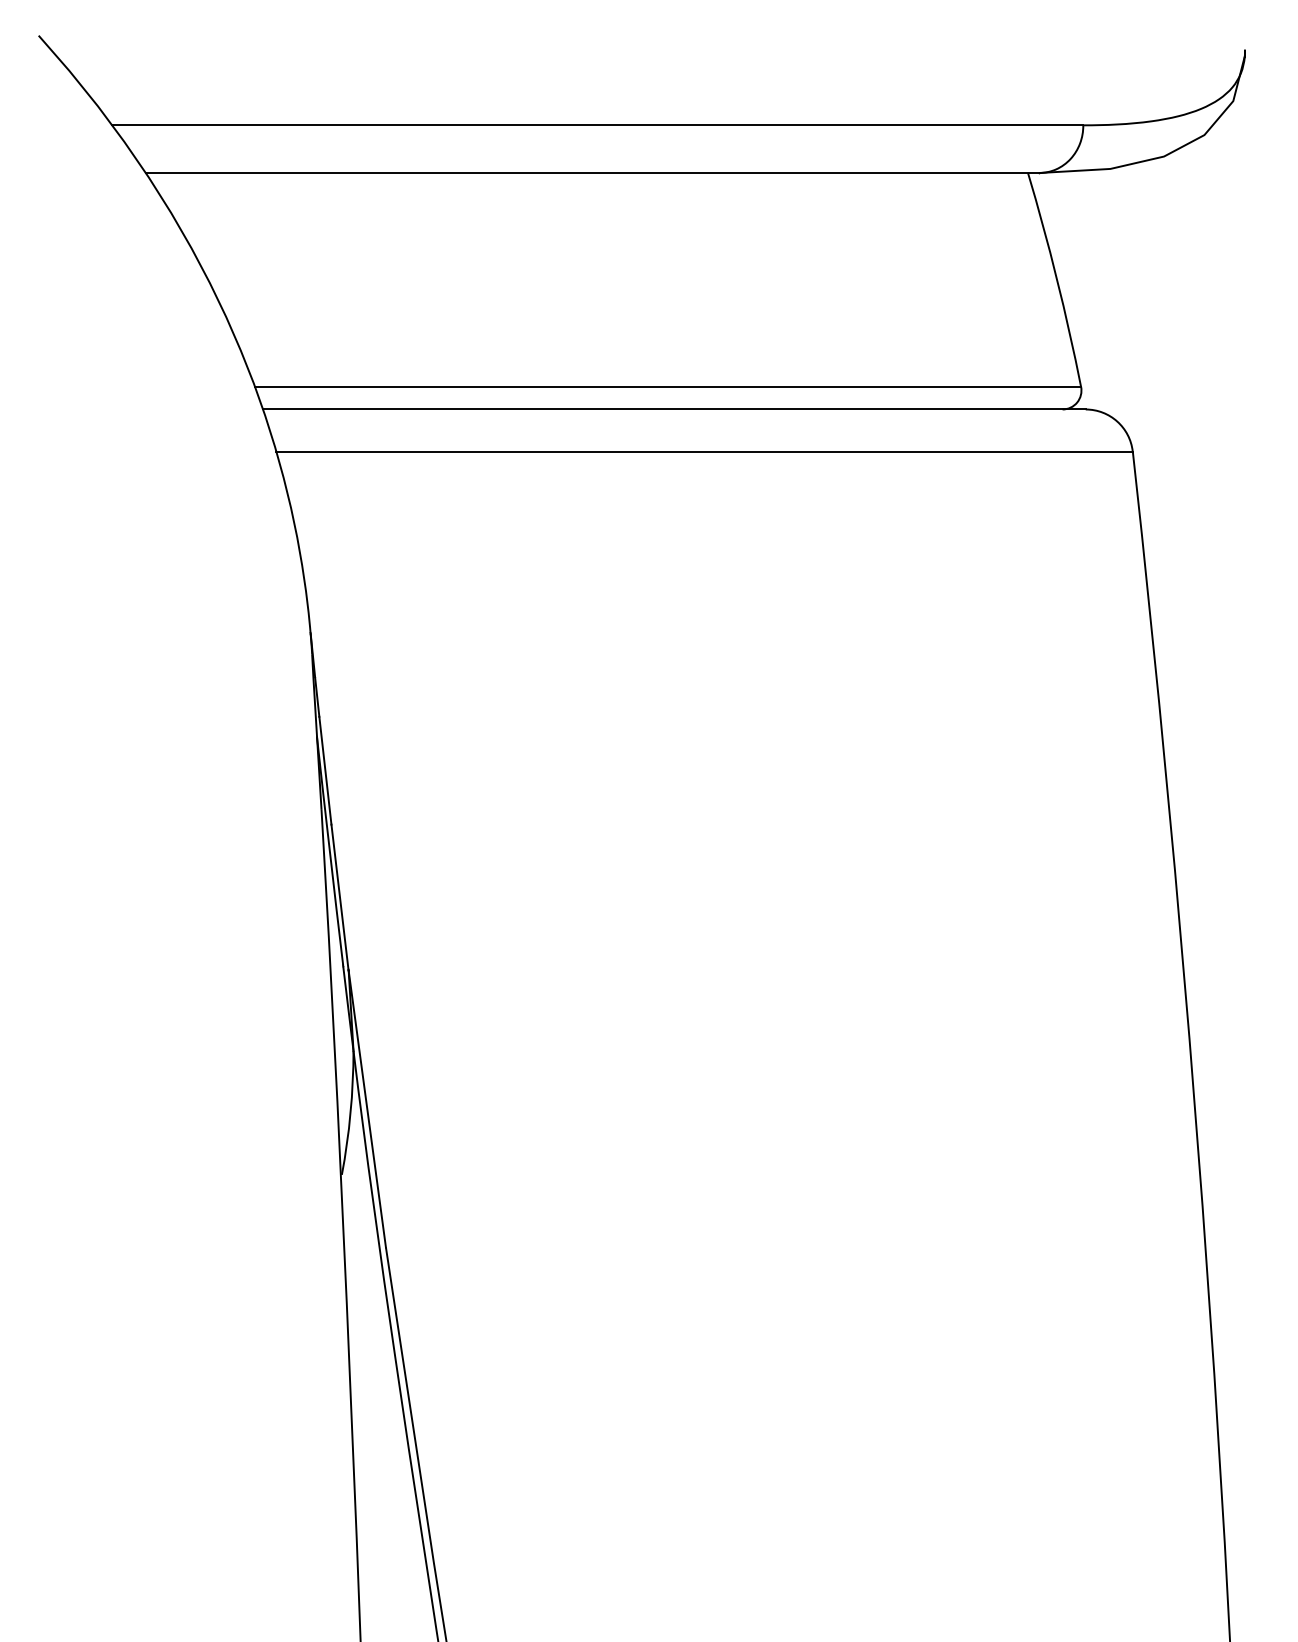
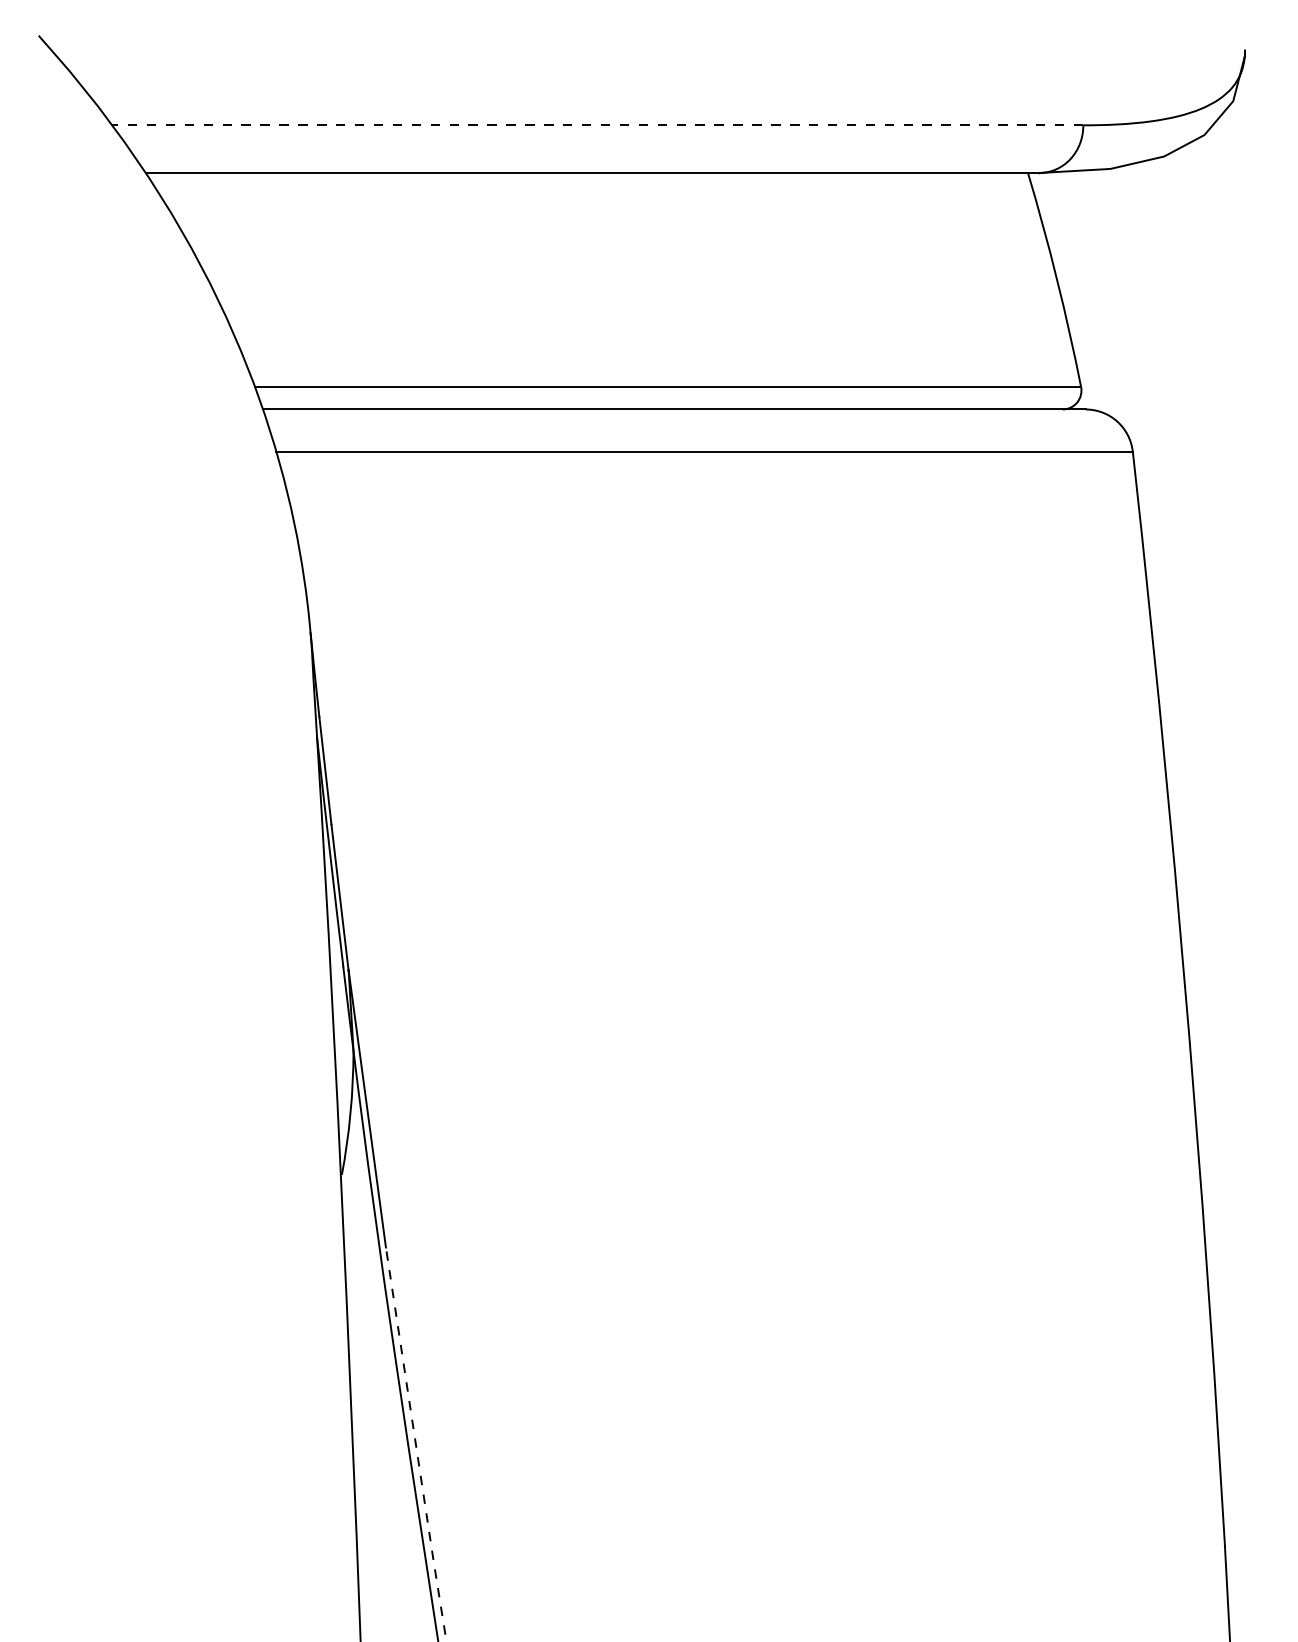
line: solid -> dashed (597, 125)
line: solid -> dashed (415, 1444)
